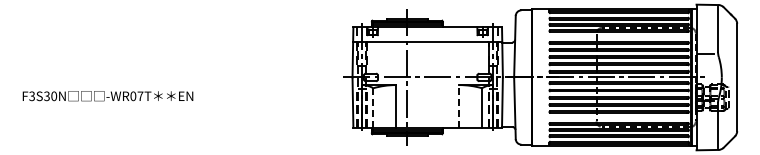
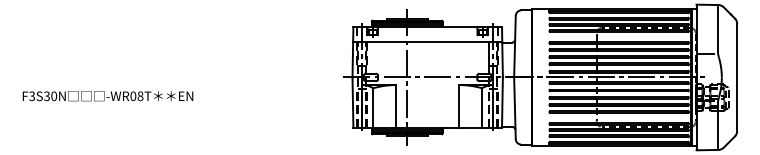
text: -WR07T -> -WR08T (140, 96)
line: dashed -> solid (459, 105)
line: dashed -> solid (373, 107)
